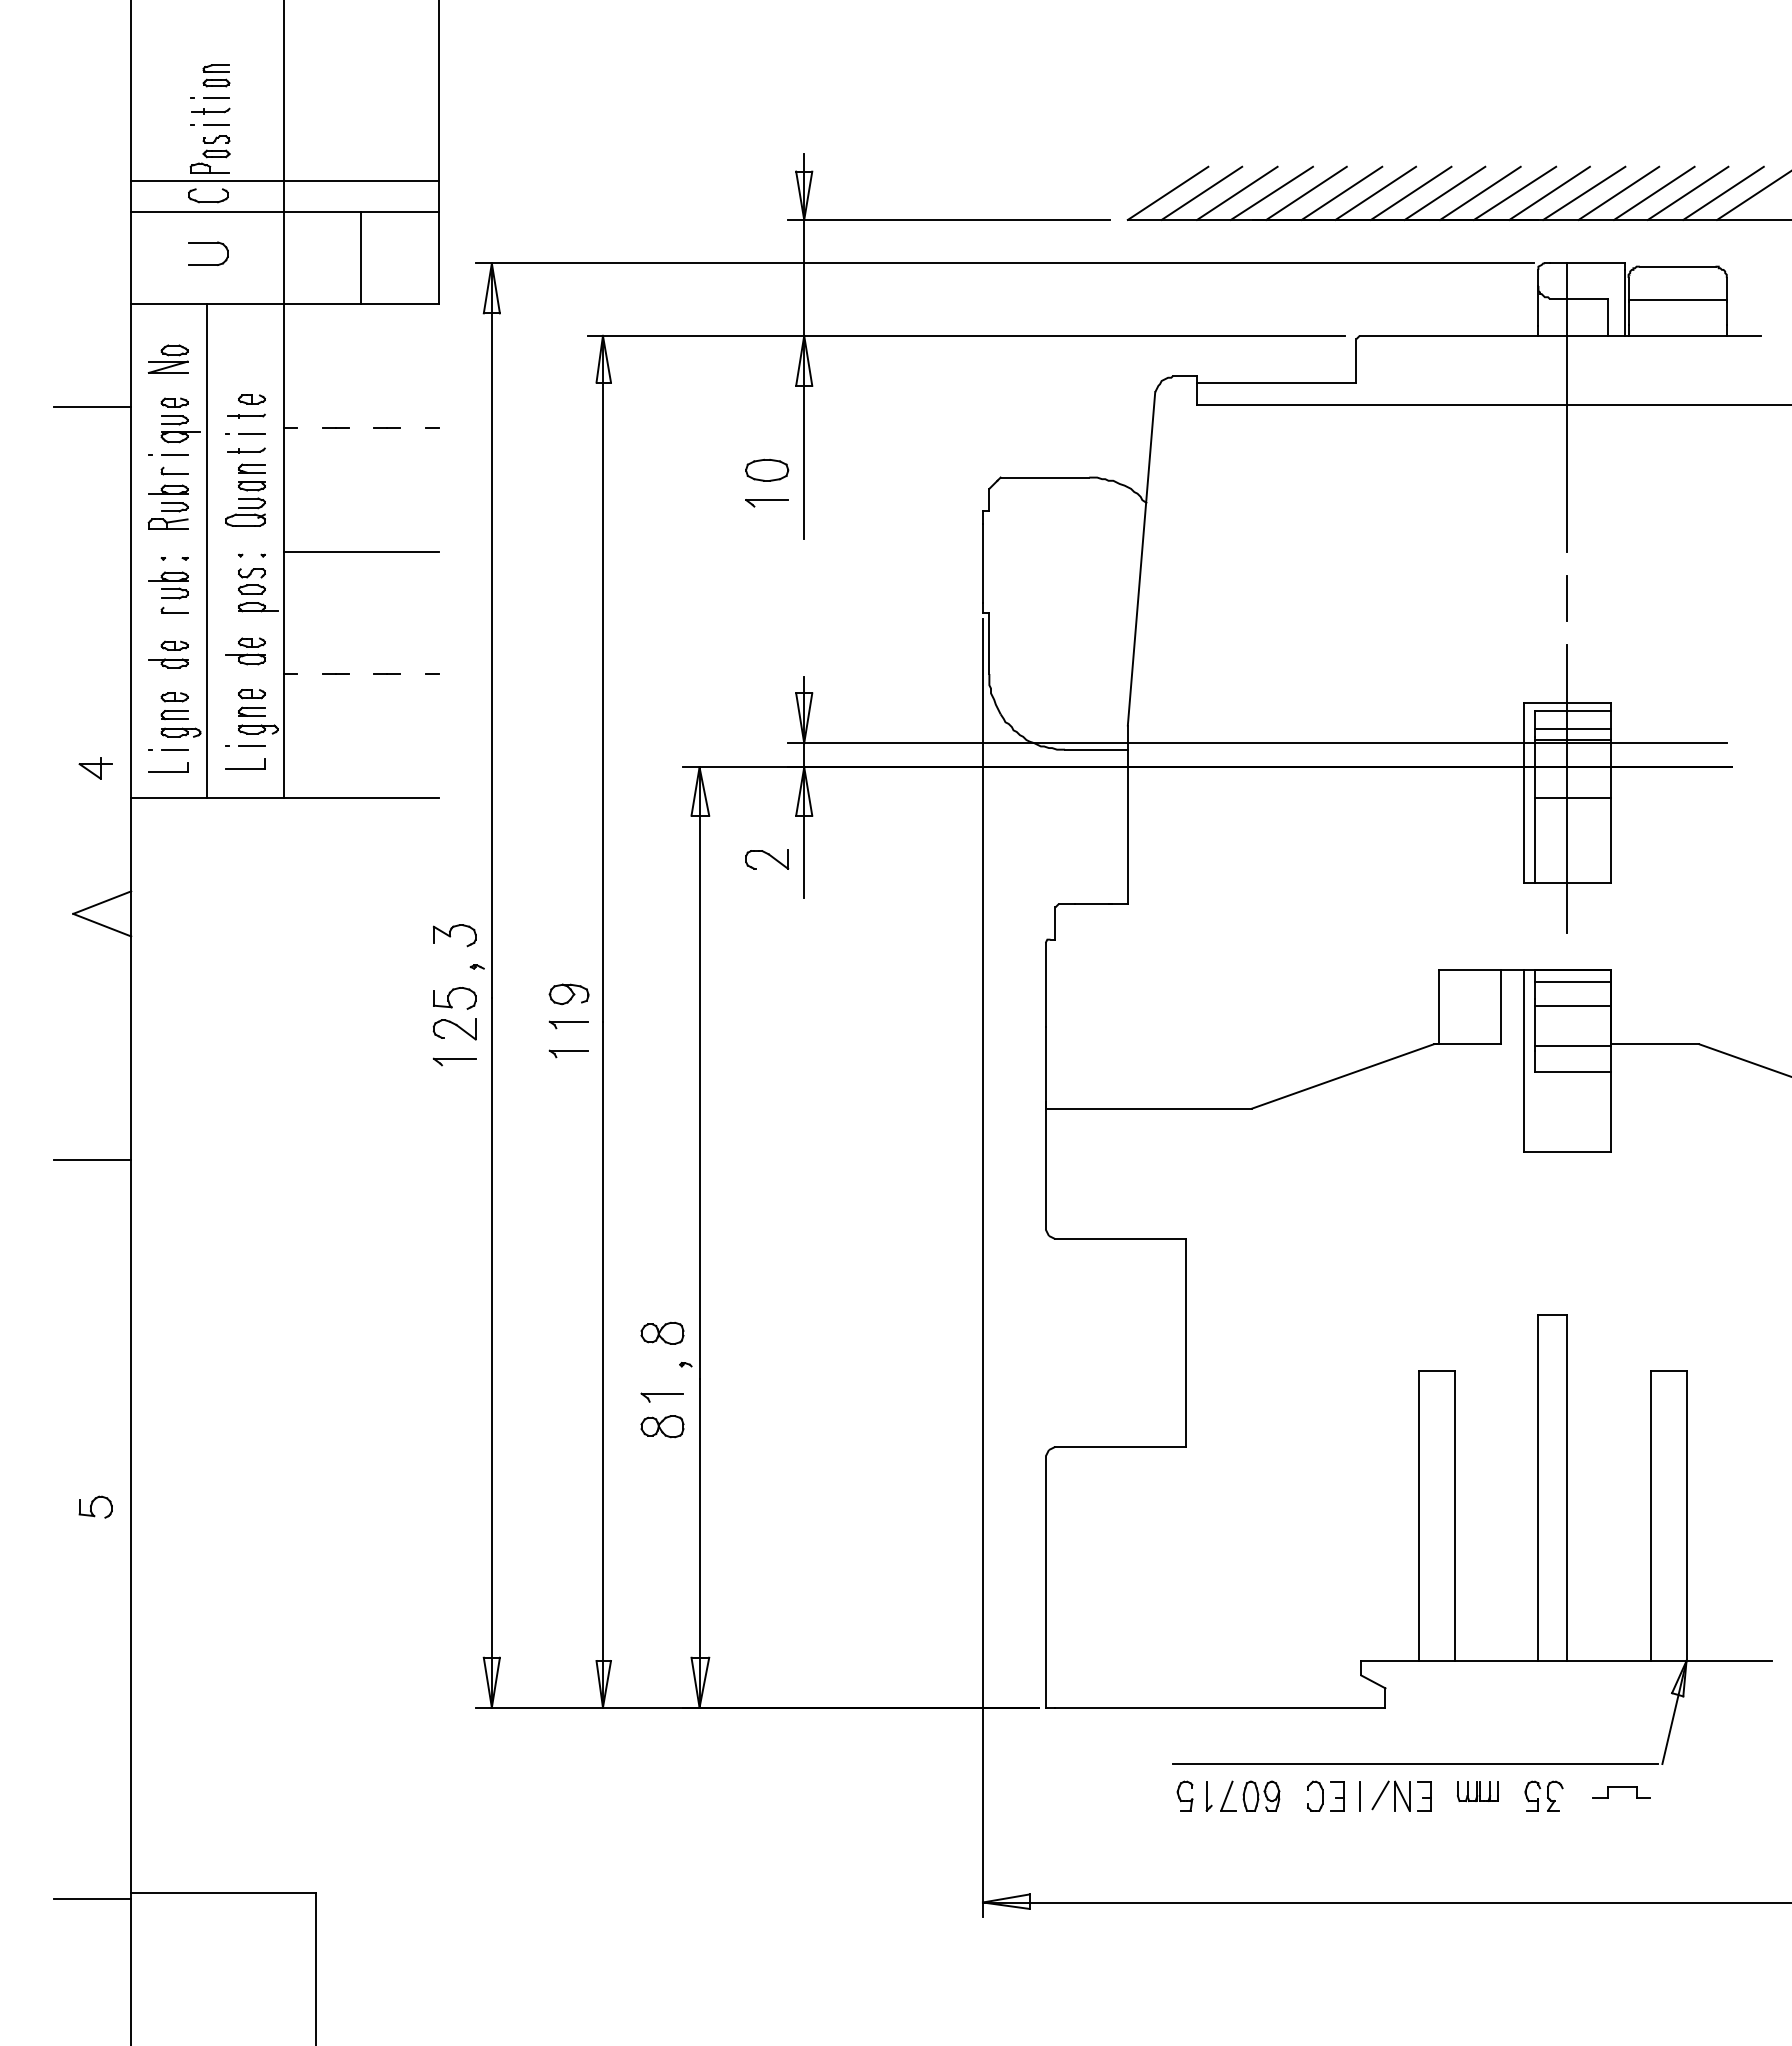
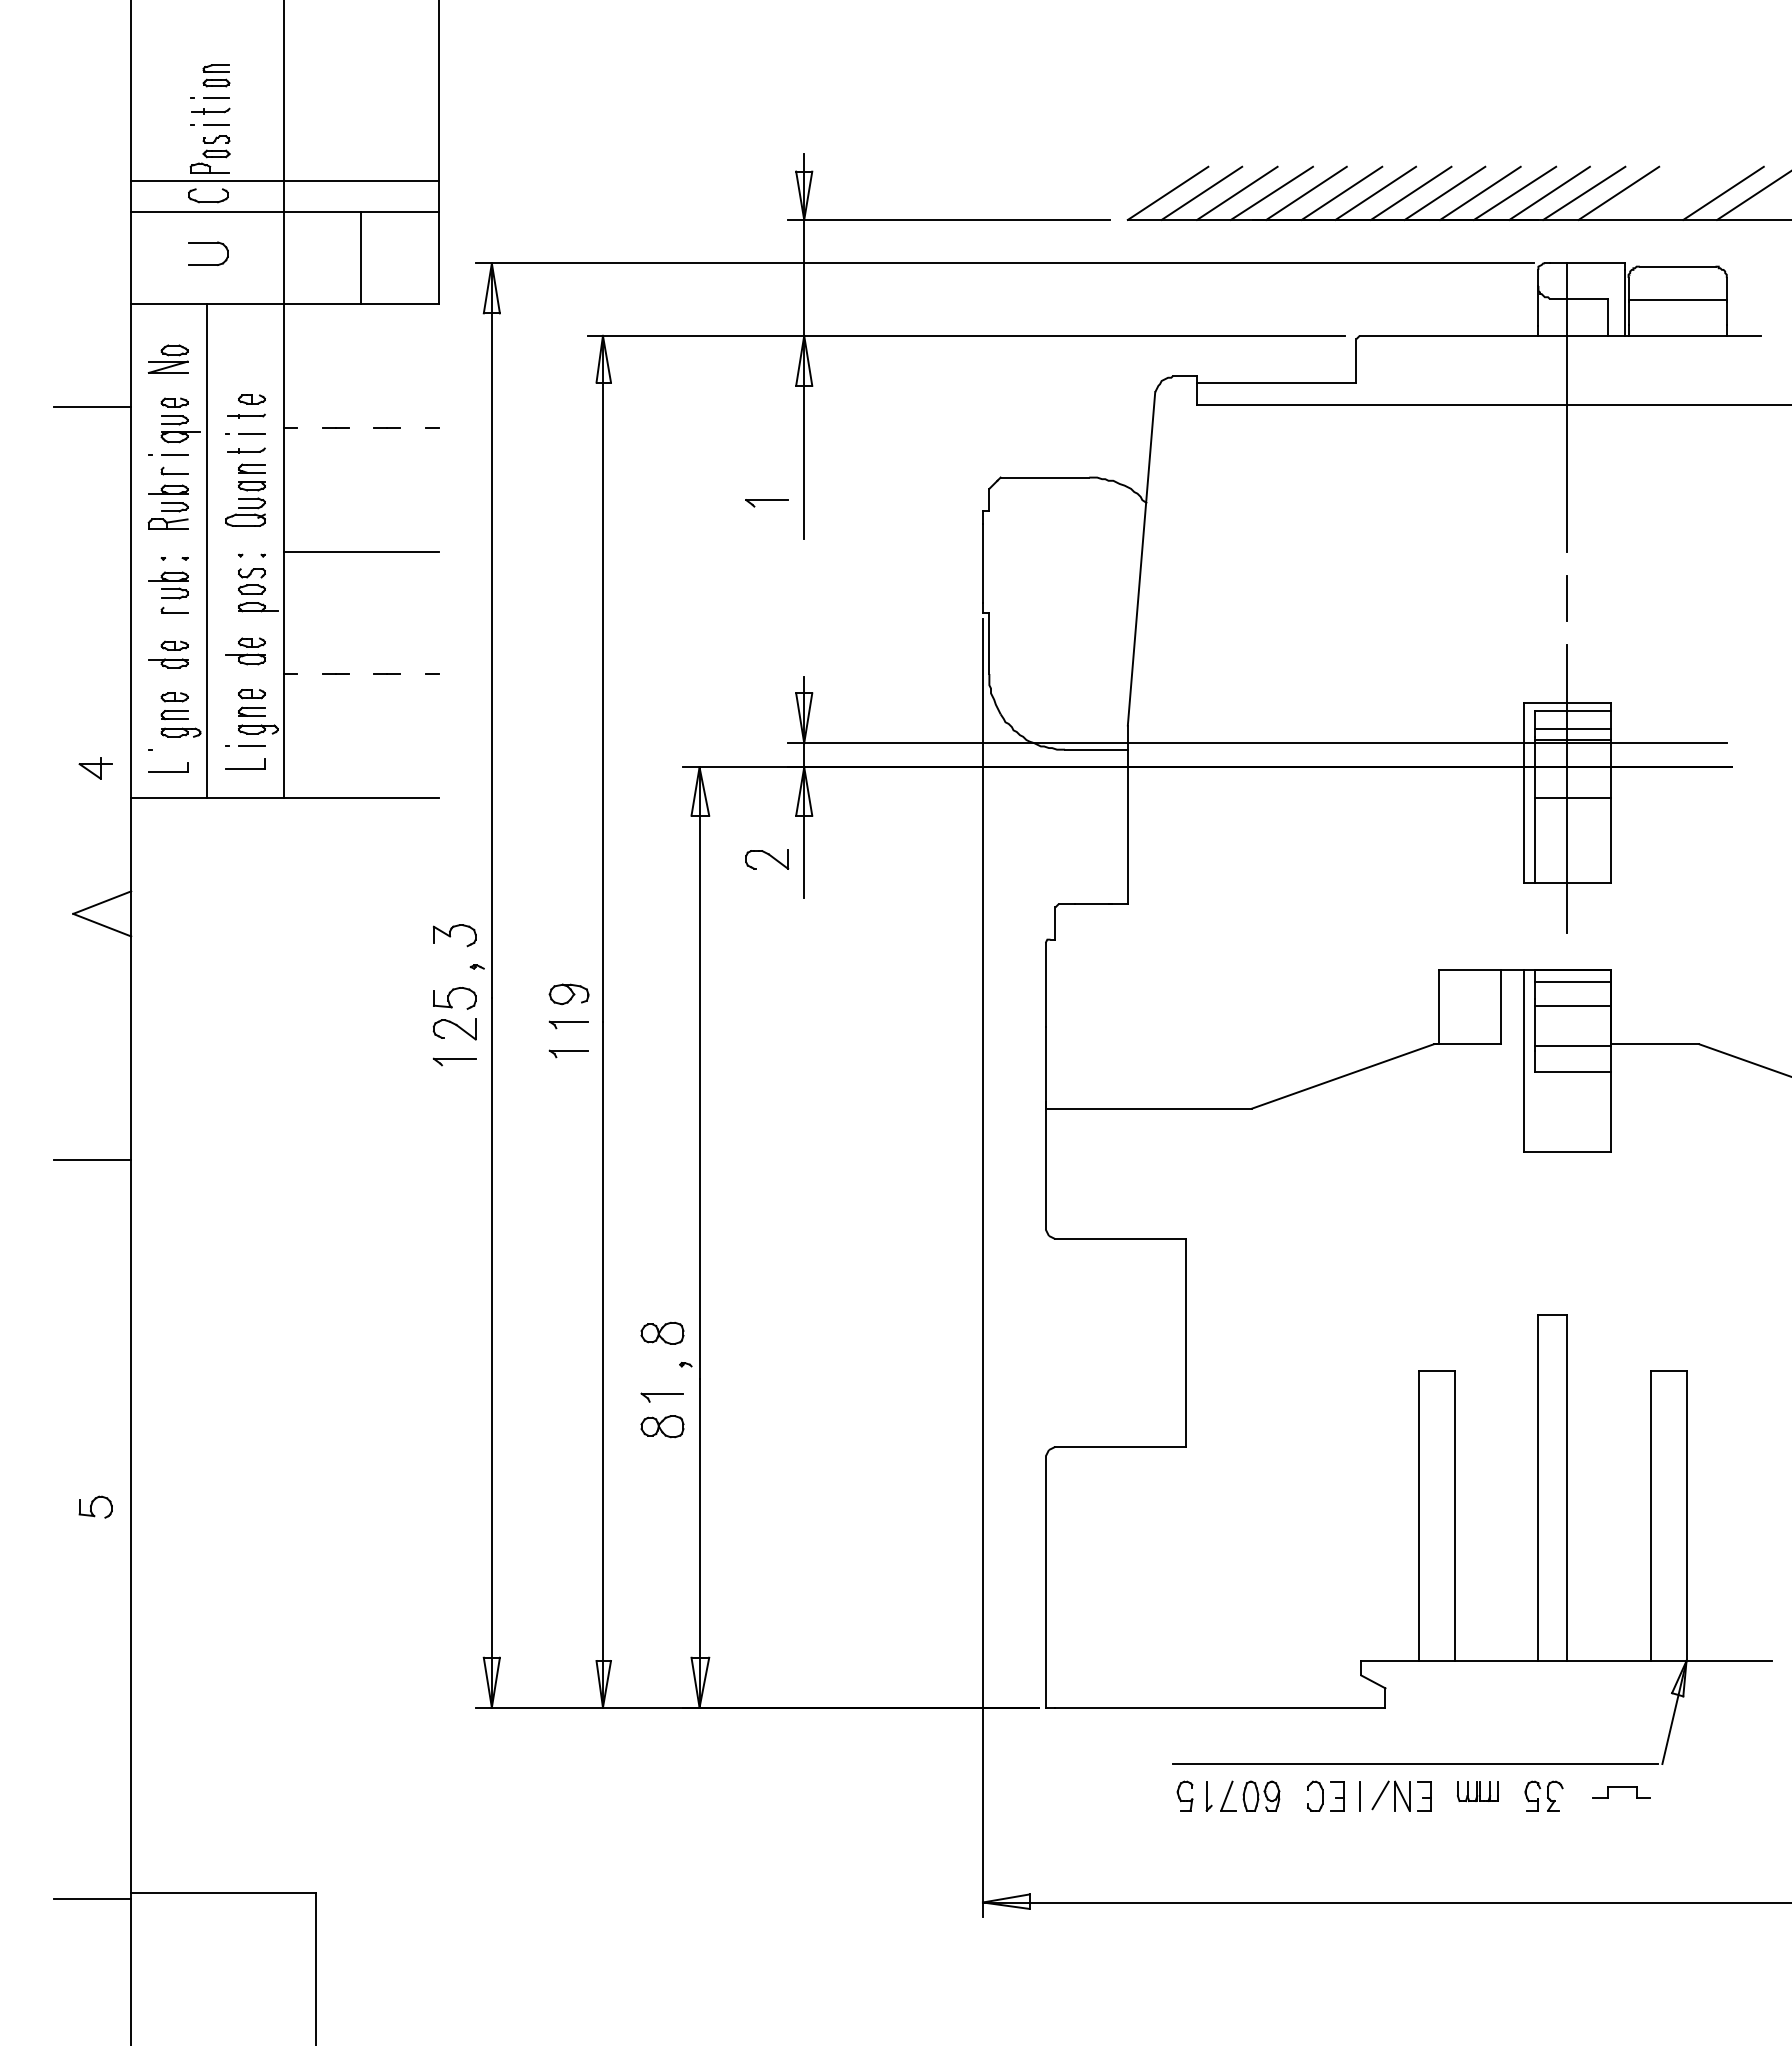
line: present -> none (1654, 192)
line: present -> none (1687, 192)
part: present -> none (767, 469)
line: present -> none (174, 749)
